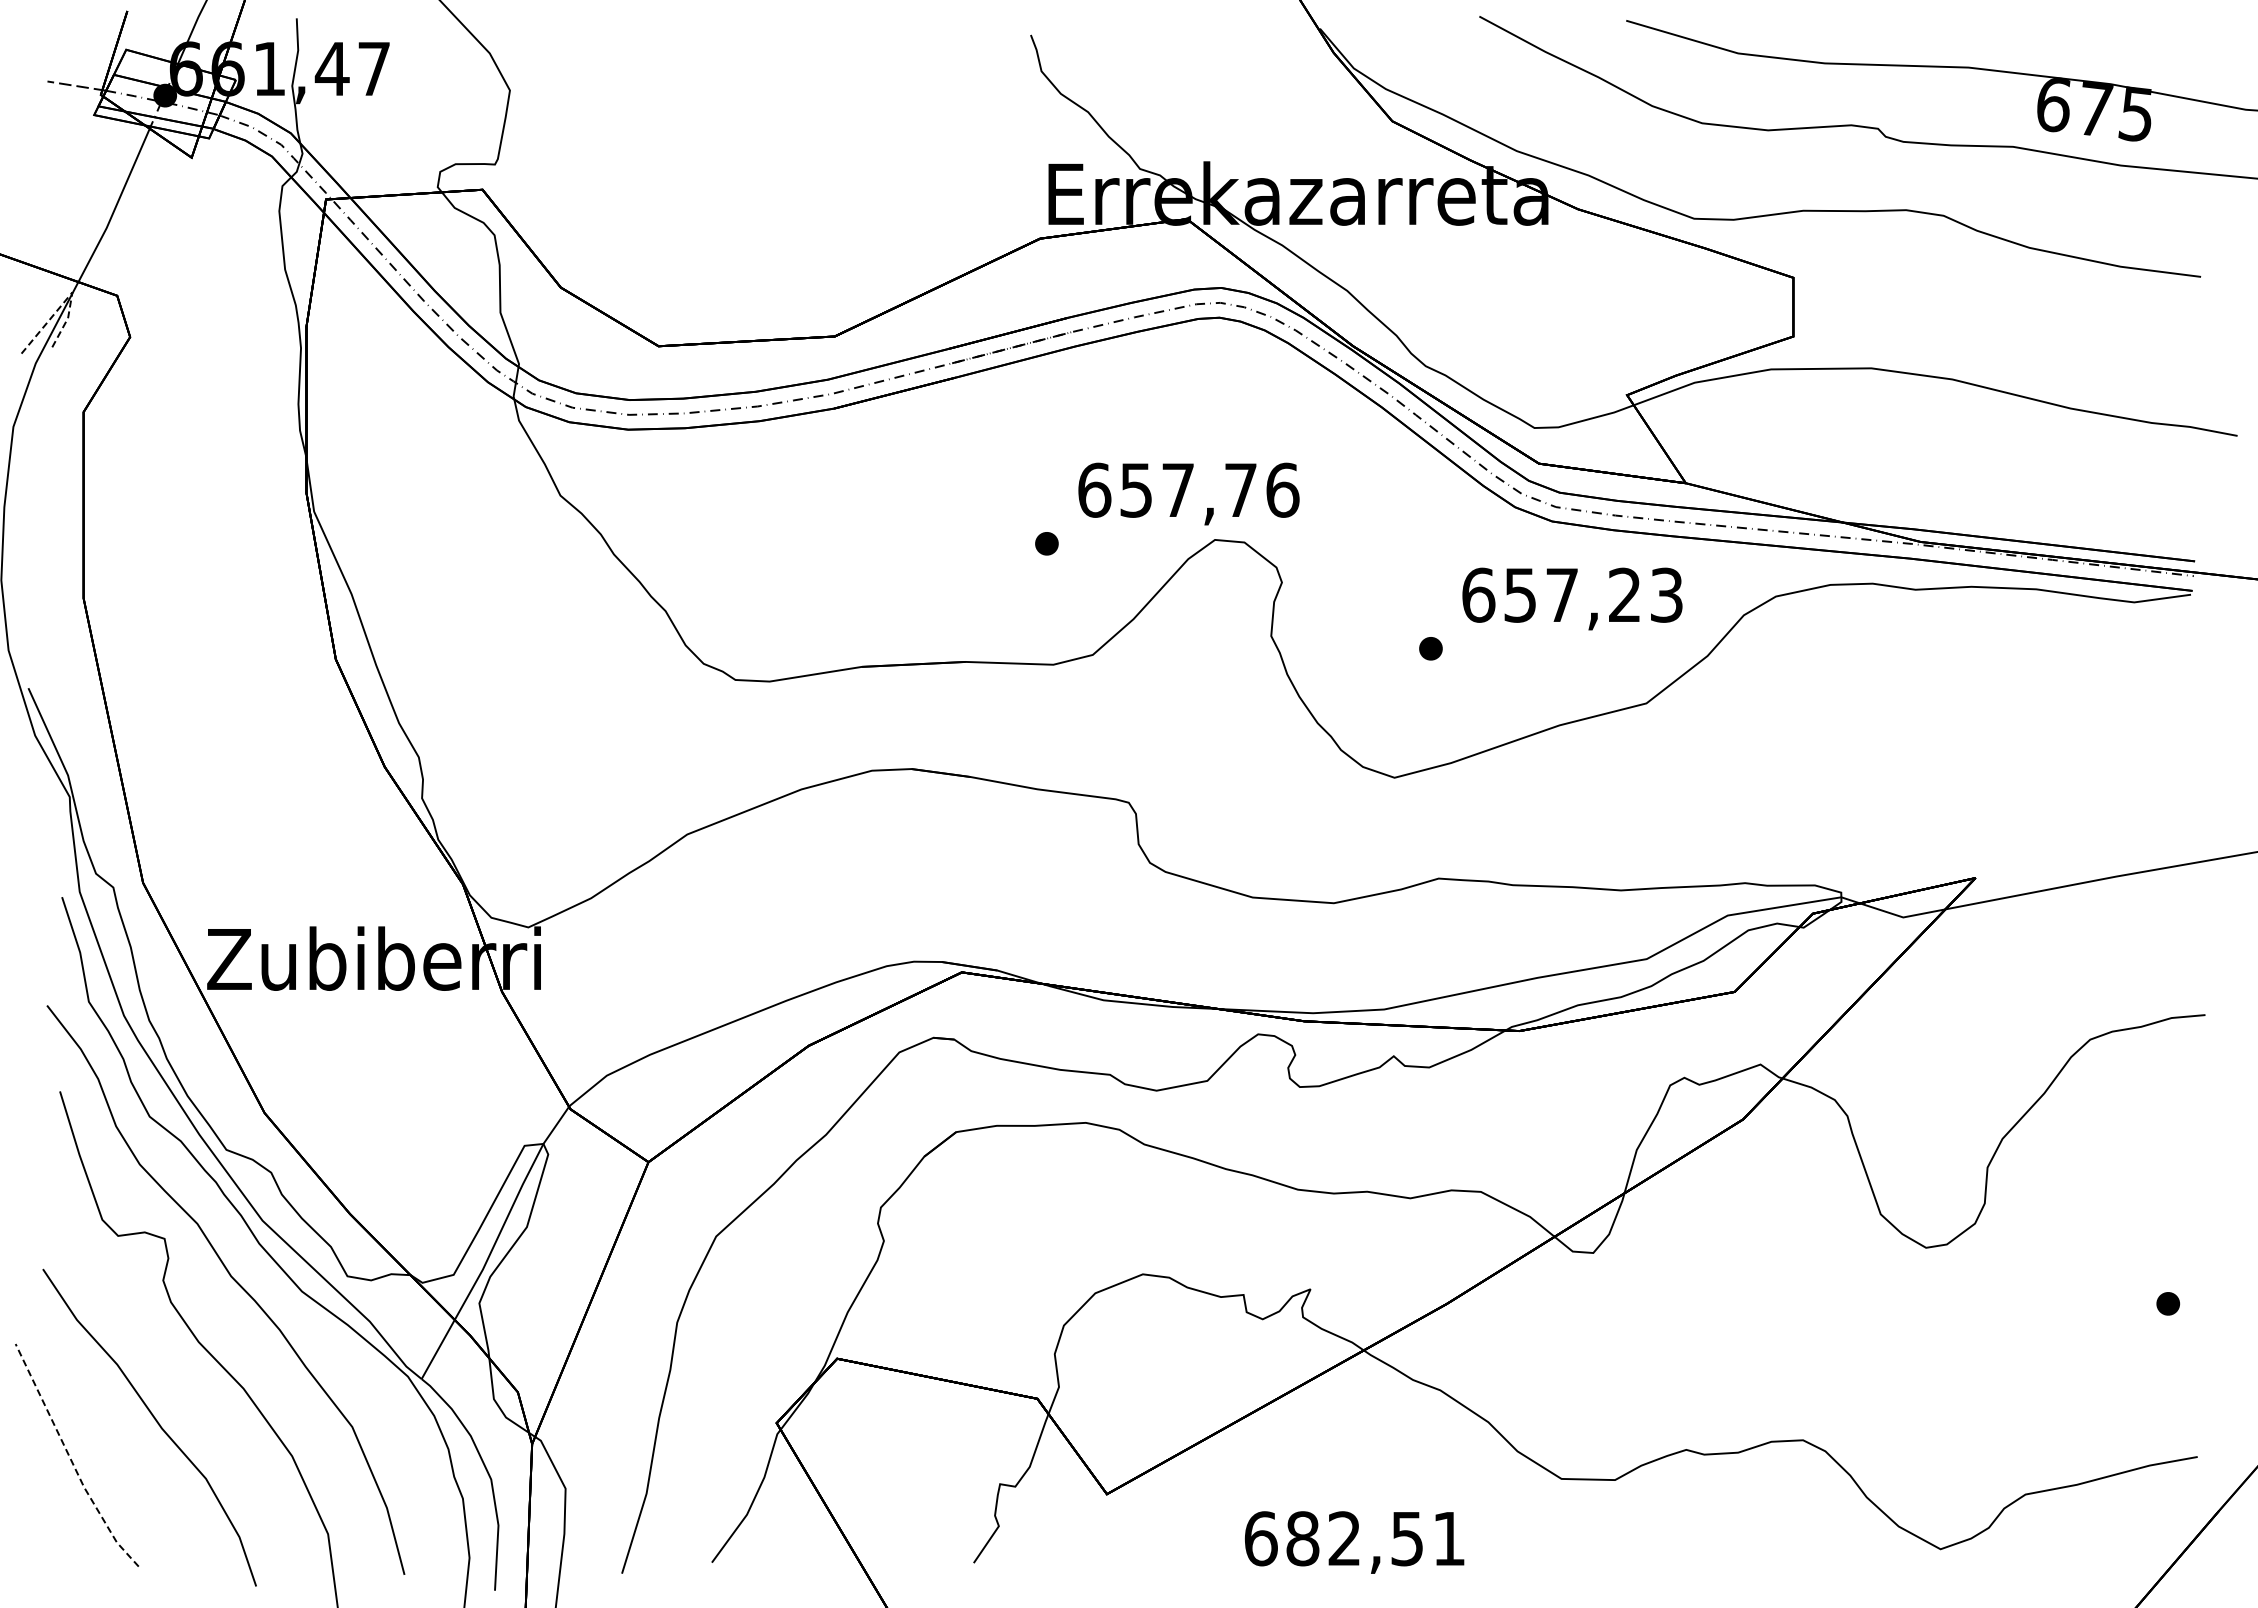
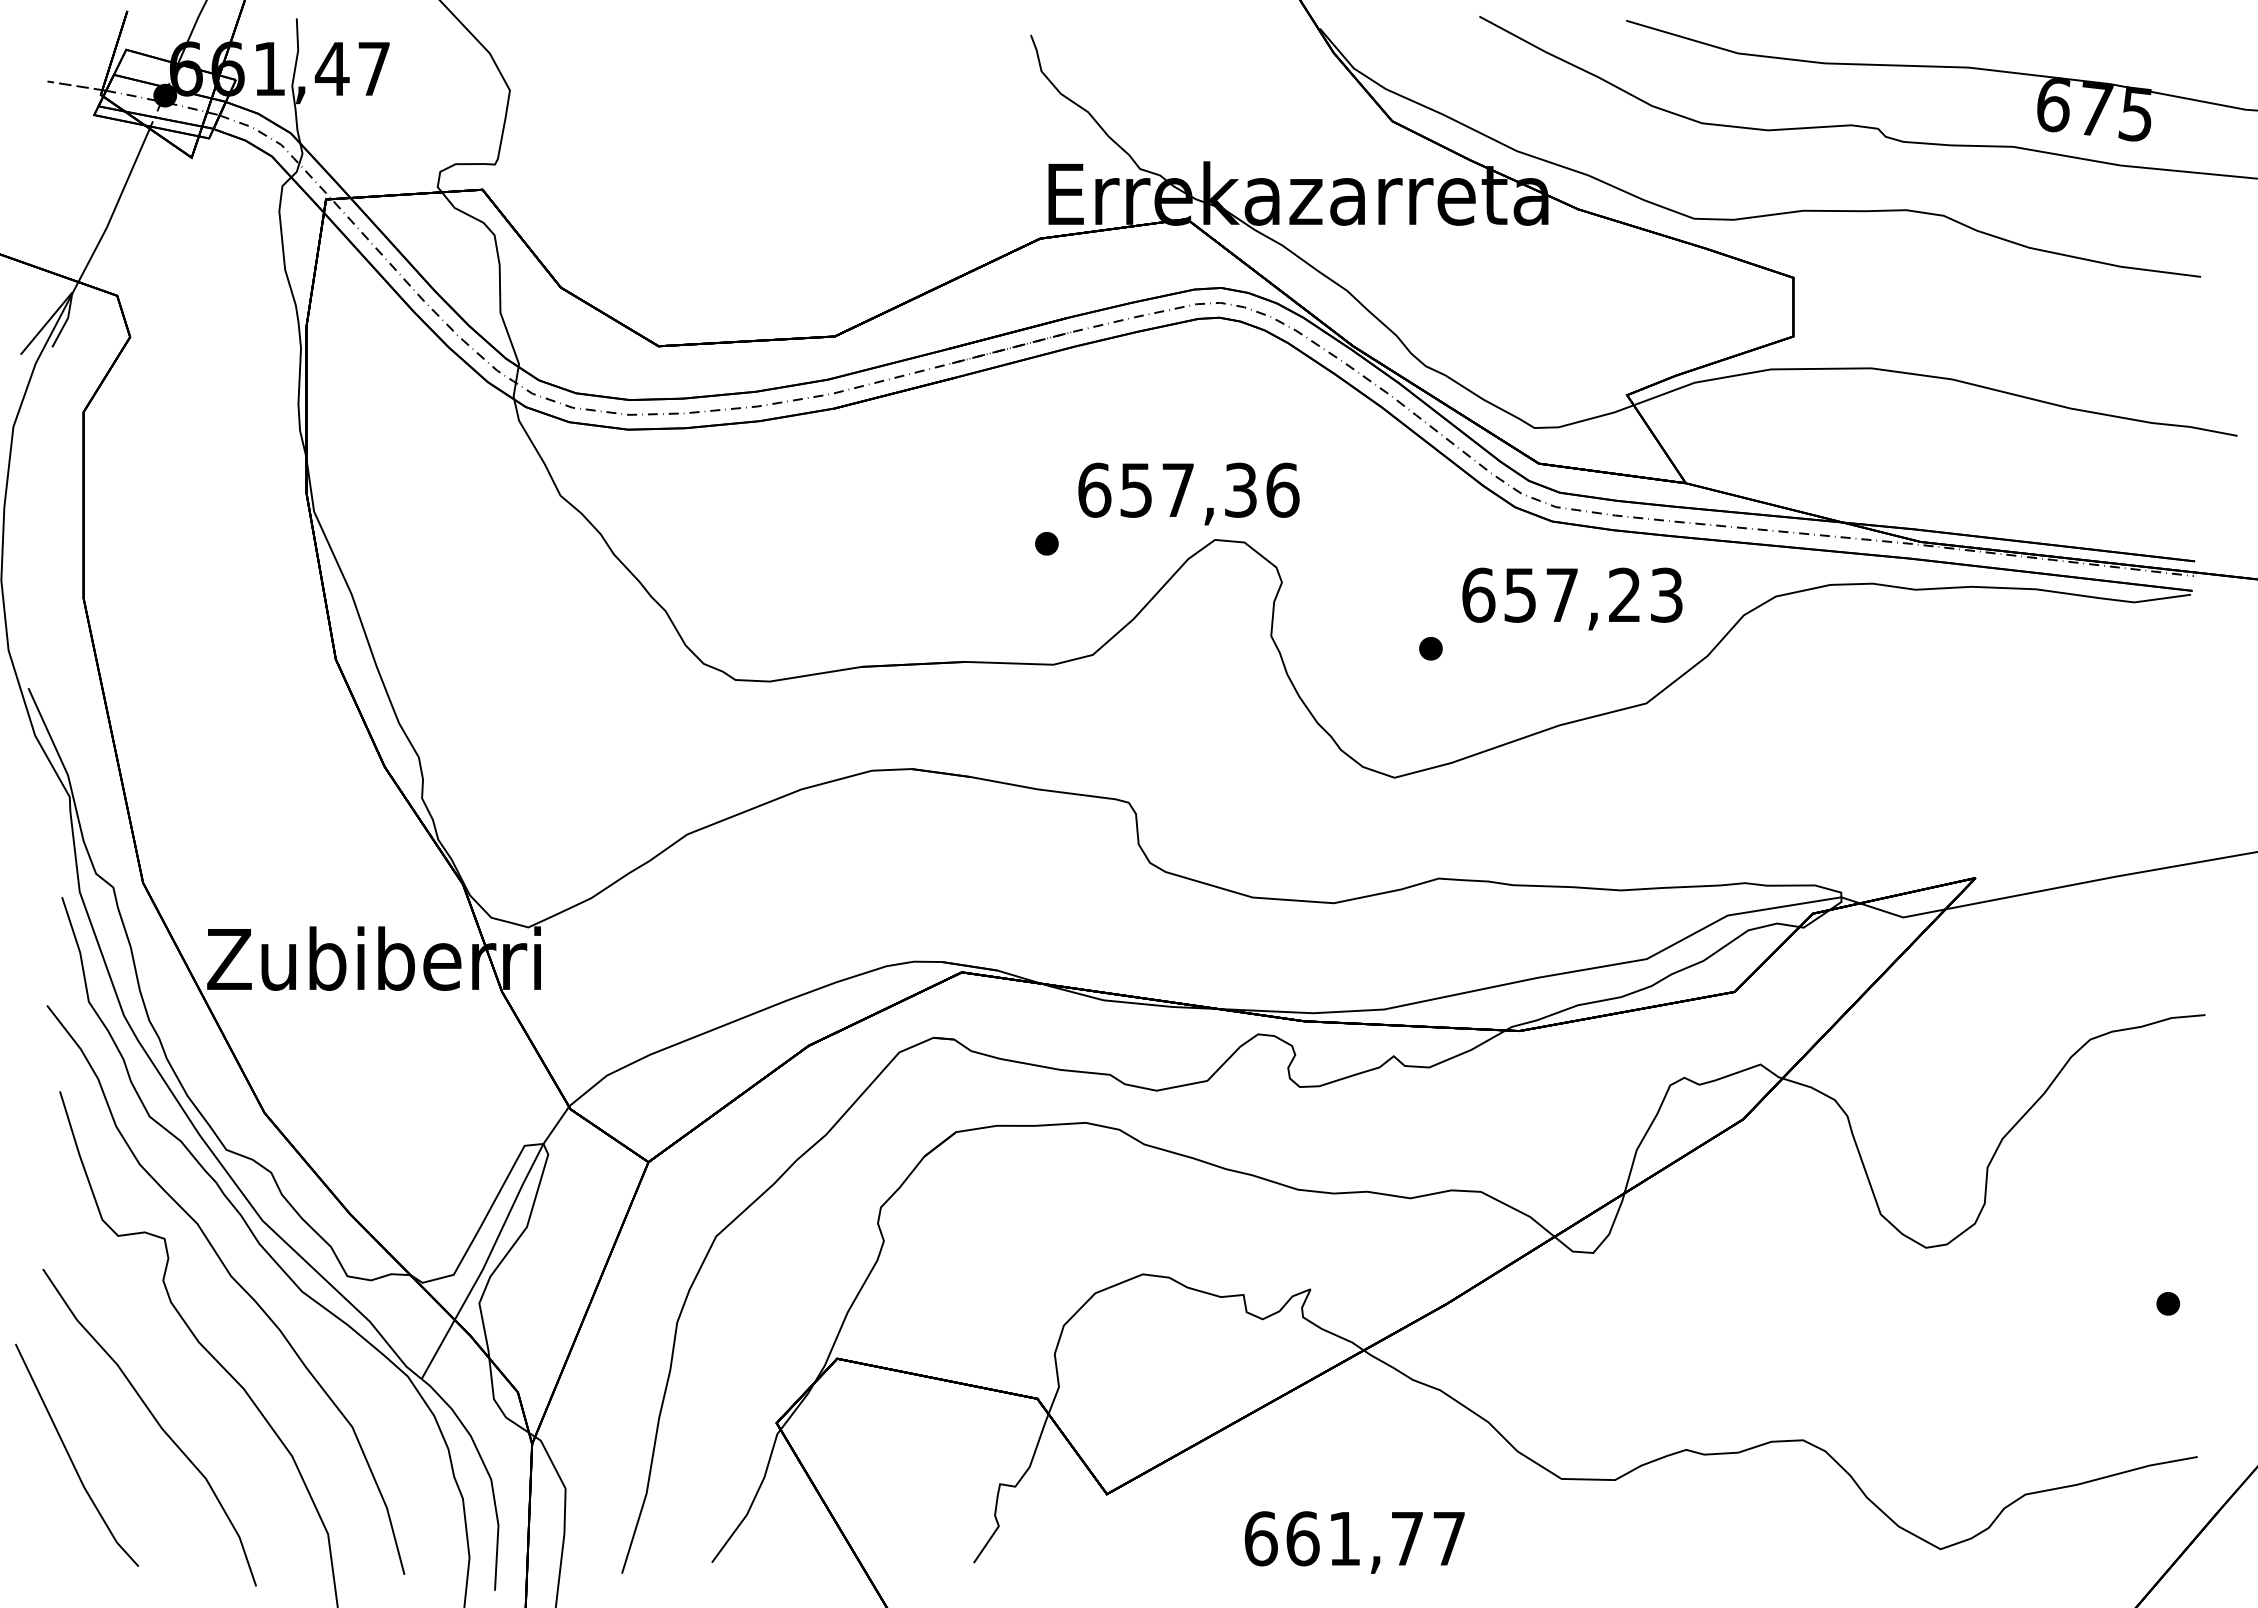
line: dashed -> solid (66, 299)
text: 657,76 -> 657,36 (1240, 489)
line: dashed -> solid (71, 1460)
text: 682,51 -> 661,77 (1375, 1538)
